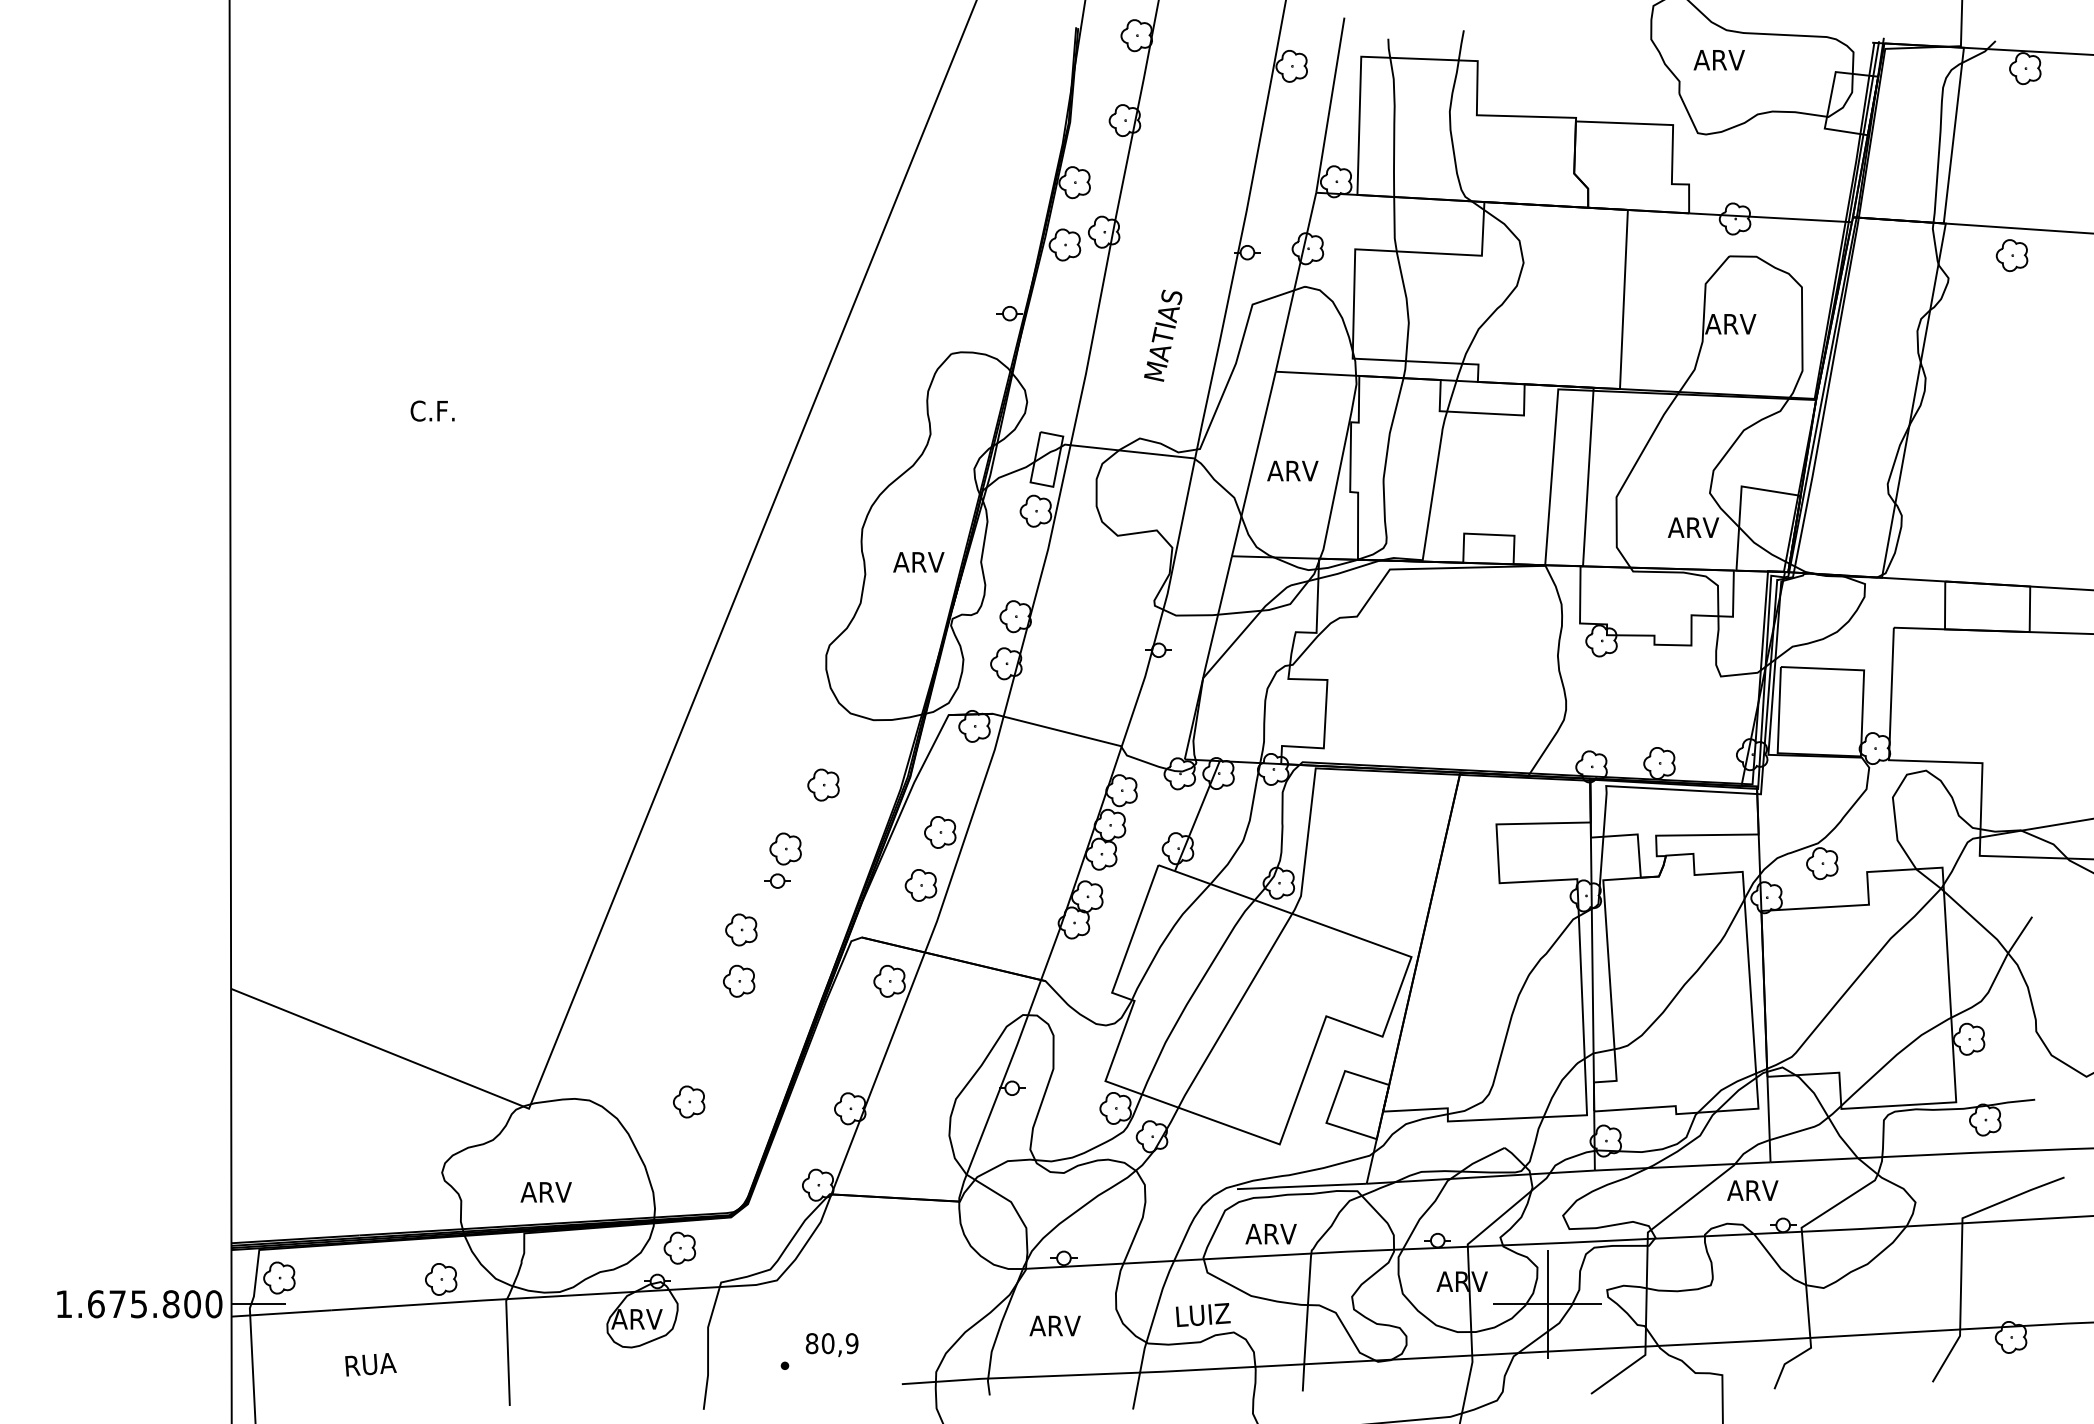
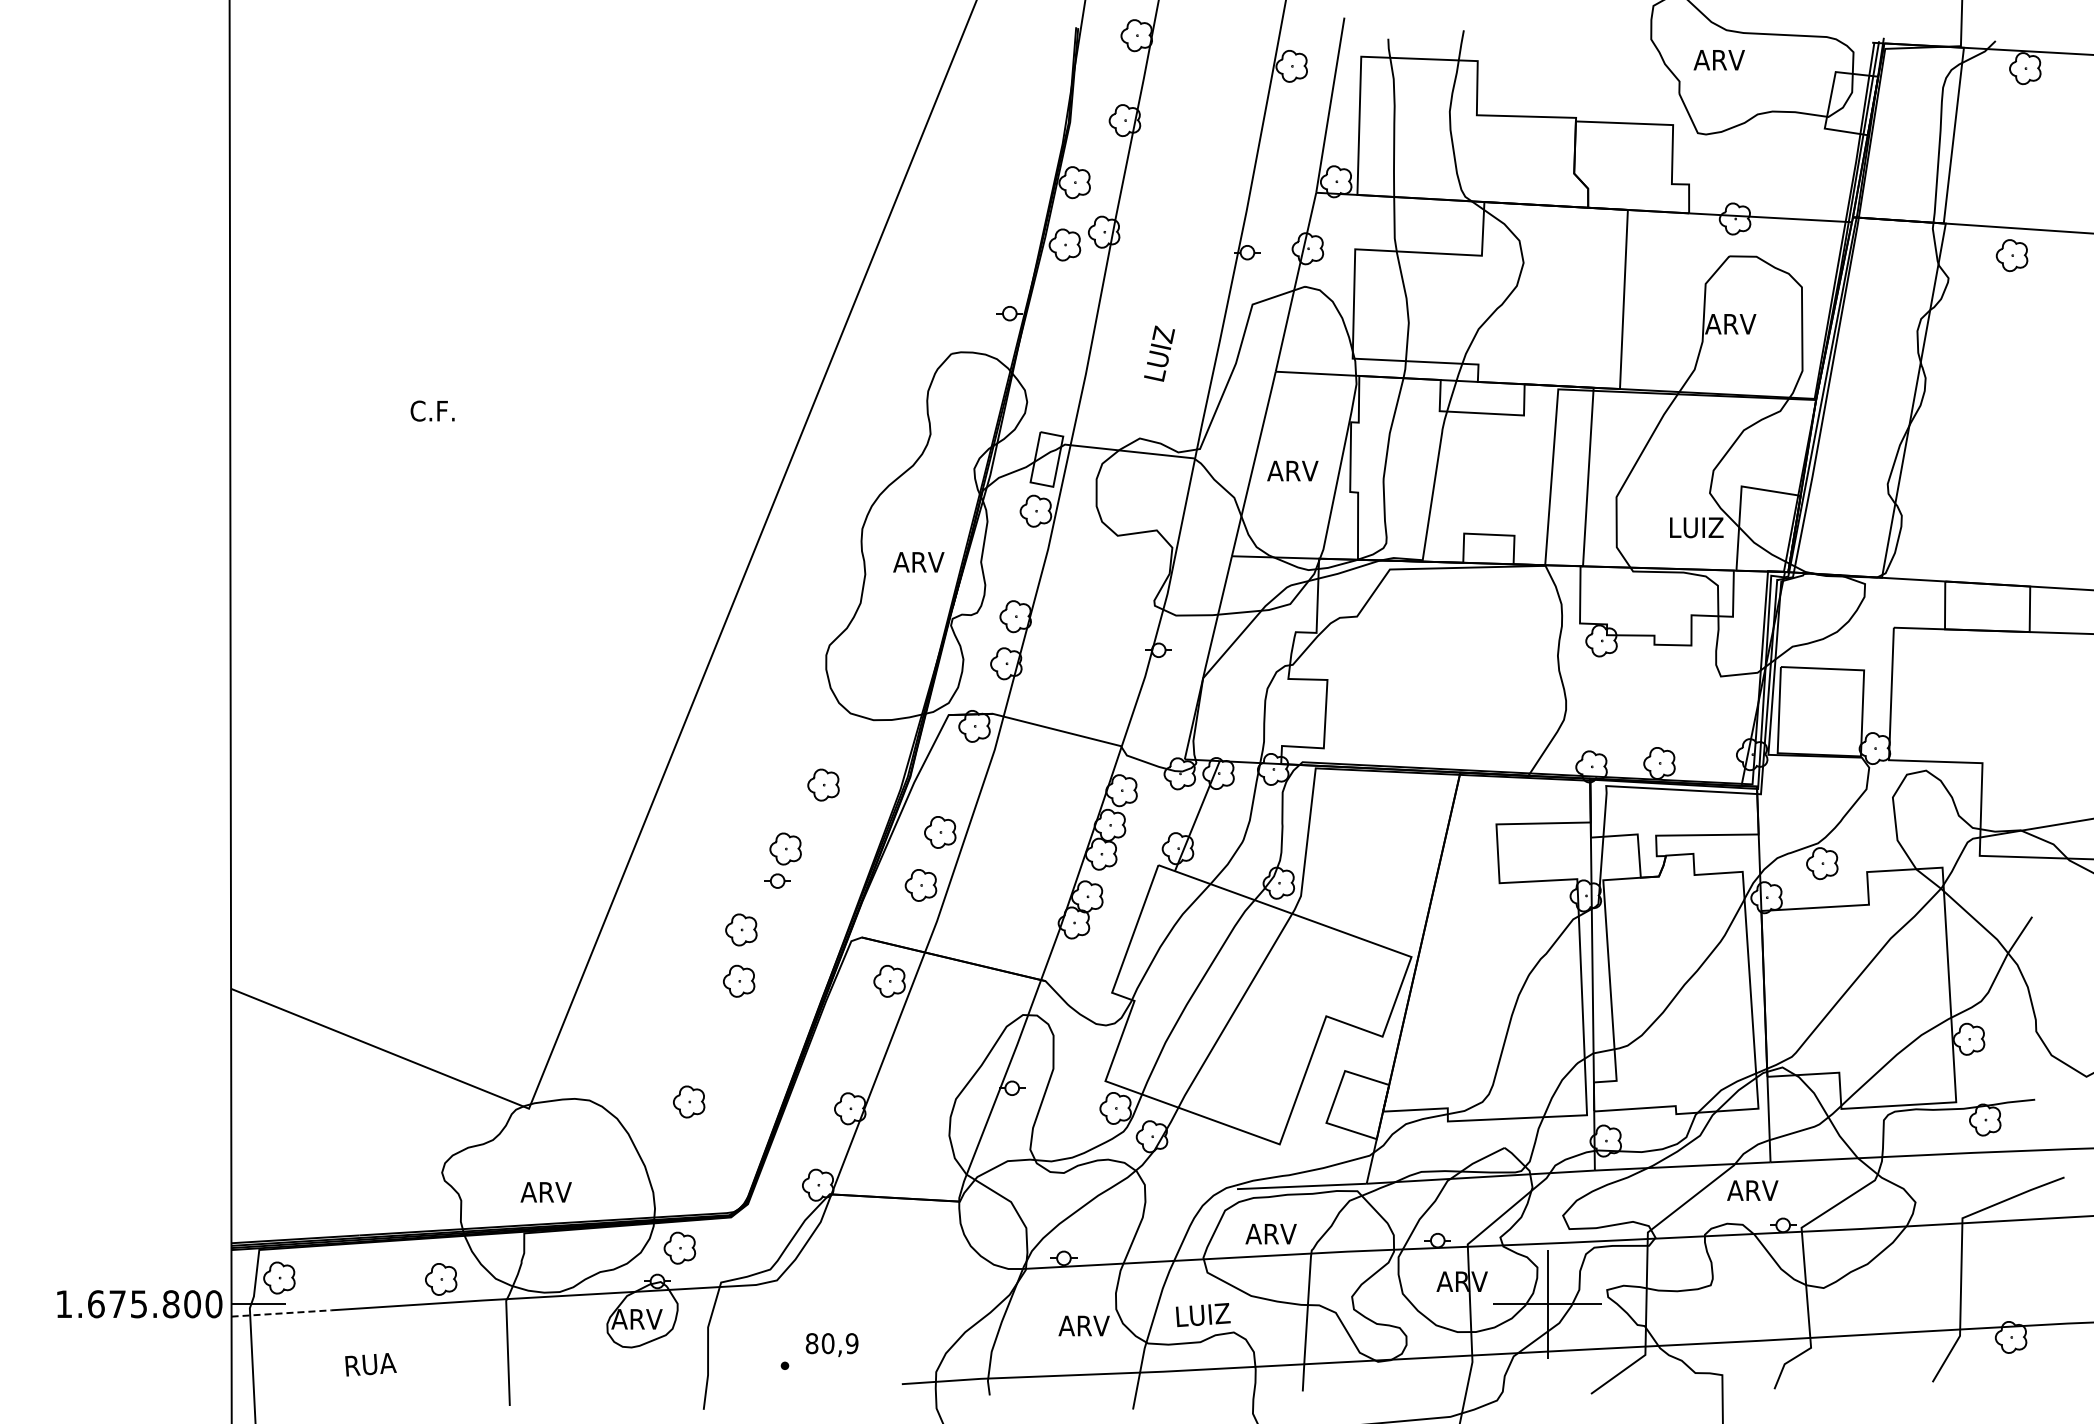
text: MATIAS -> LUIZ (1163, 334)
text: ARV -> LUIZ (1695, 527)
line: solid -> dashed (282, 1313)
text position: (1054, 1325) -> (1083, 1325) (1083, 1325)
